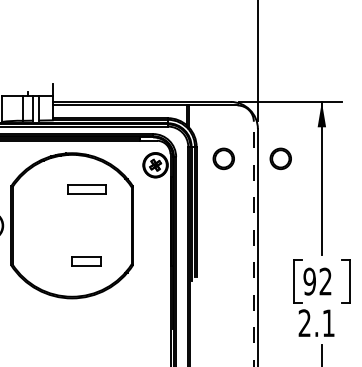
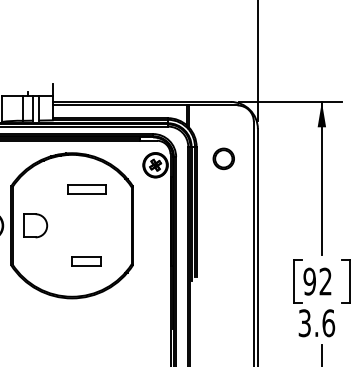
part: present -> none (280, 158)
part: none -> present (35, 225)
line: dashed -> solid (253, 243)
text: 2.1 -> 3.6 (316, 323)
